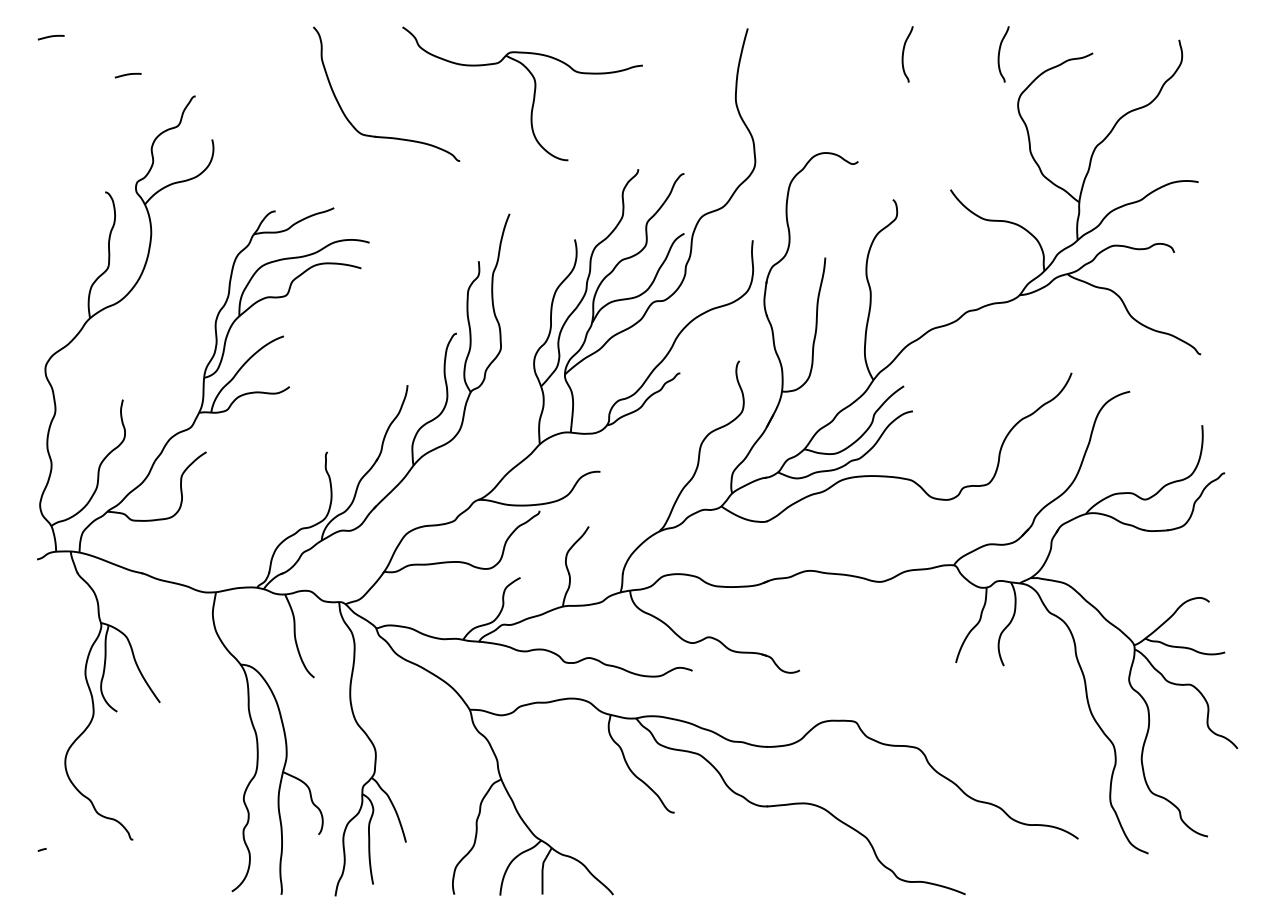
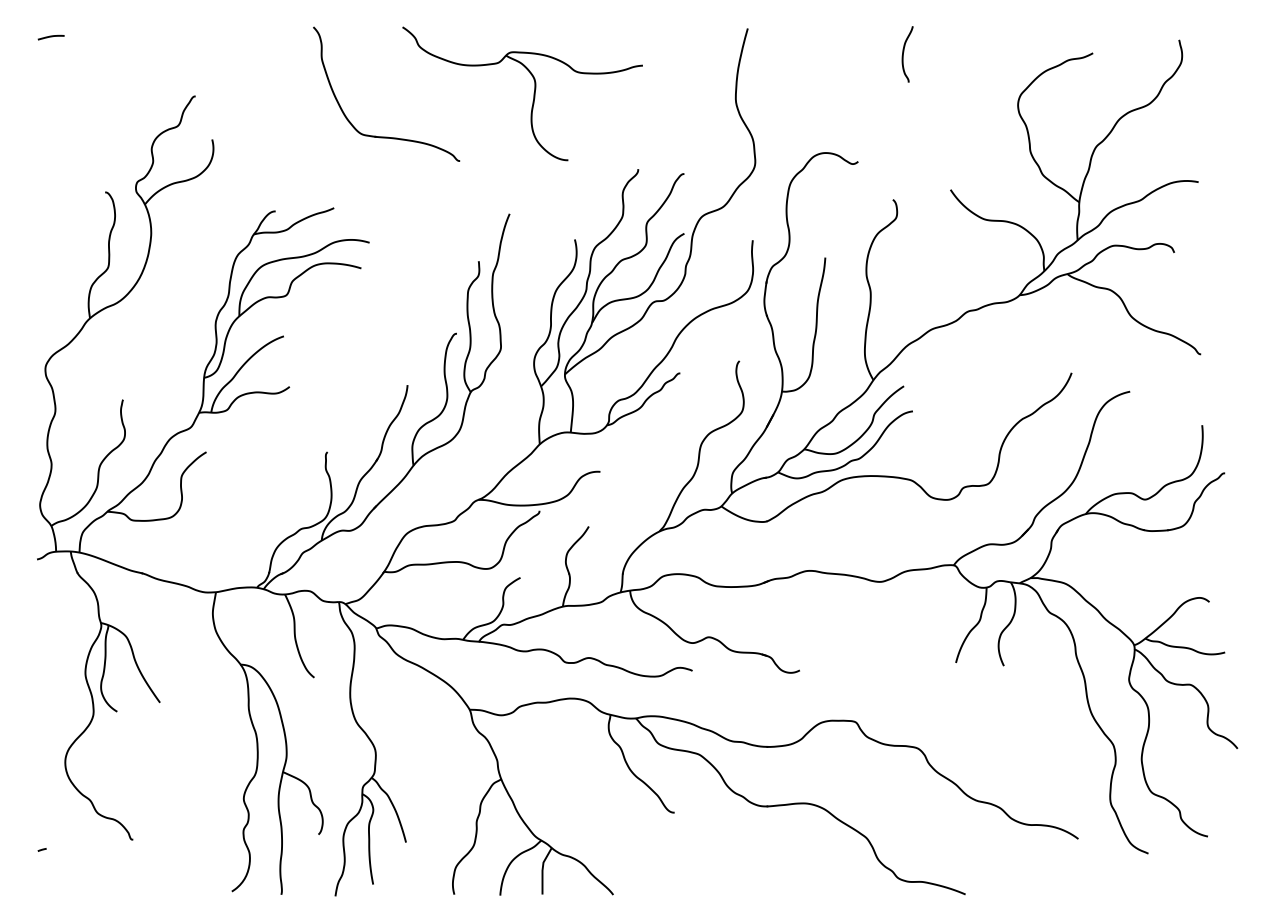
curve: present -> none (1000, 52)
curve: present -> none (127, 75)
